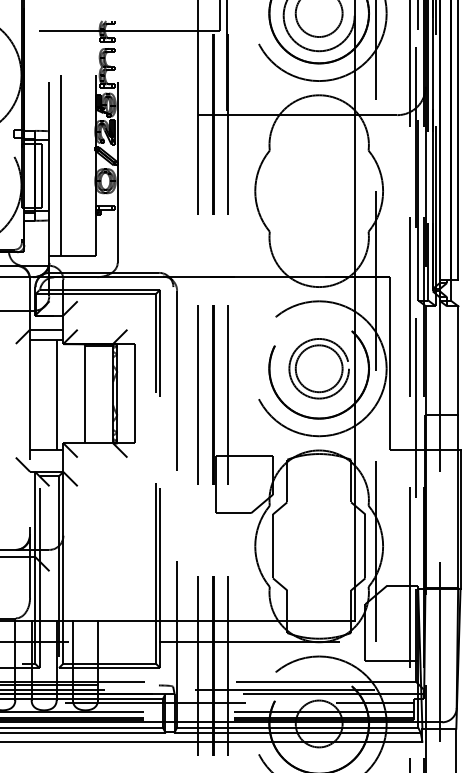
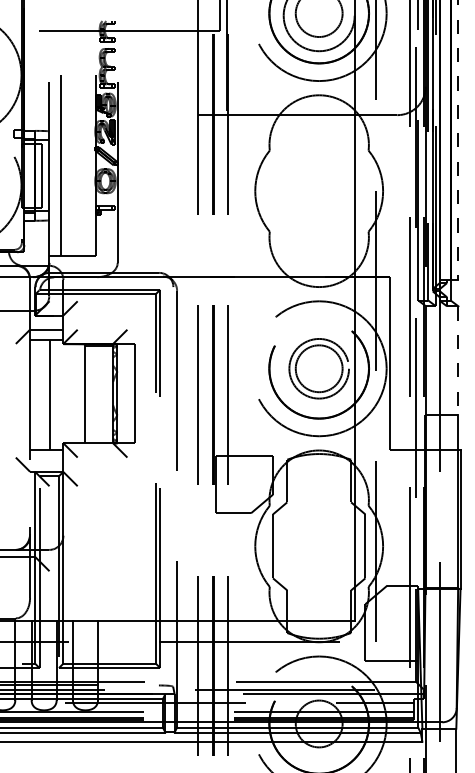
line: solid -> dashed (458, 140)
line: solid -> dashed (458, 360)
line position: (57, 395) -> (50, 395) (50, 395)
